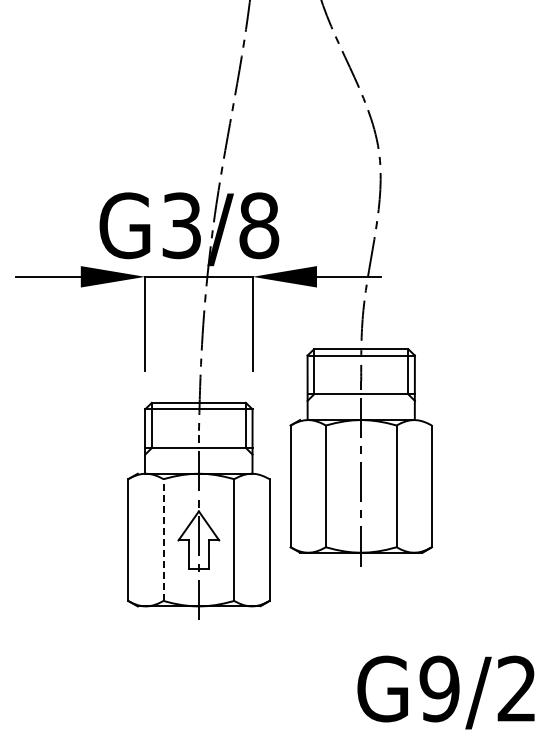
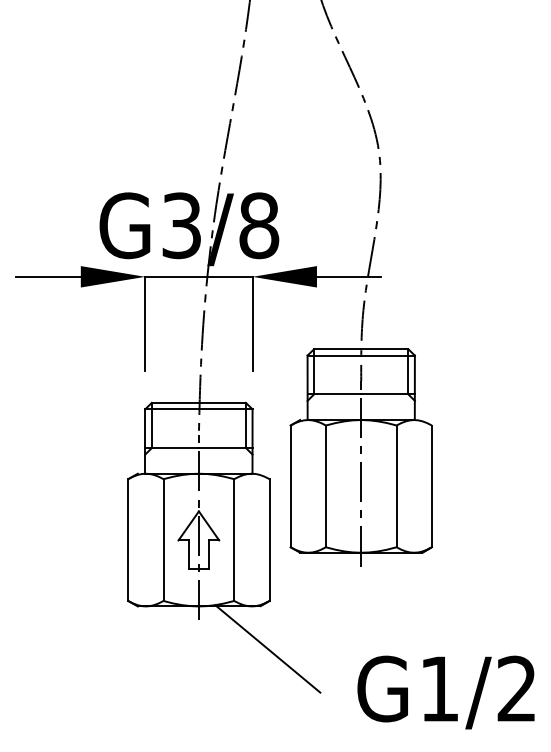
line: dashed -> solid (163, 540)
line: none -> present (267, 648)
text: G9/2 -> G1/2 (439, 688)
